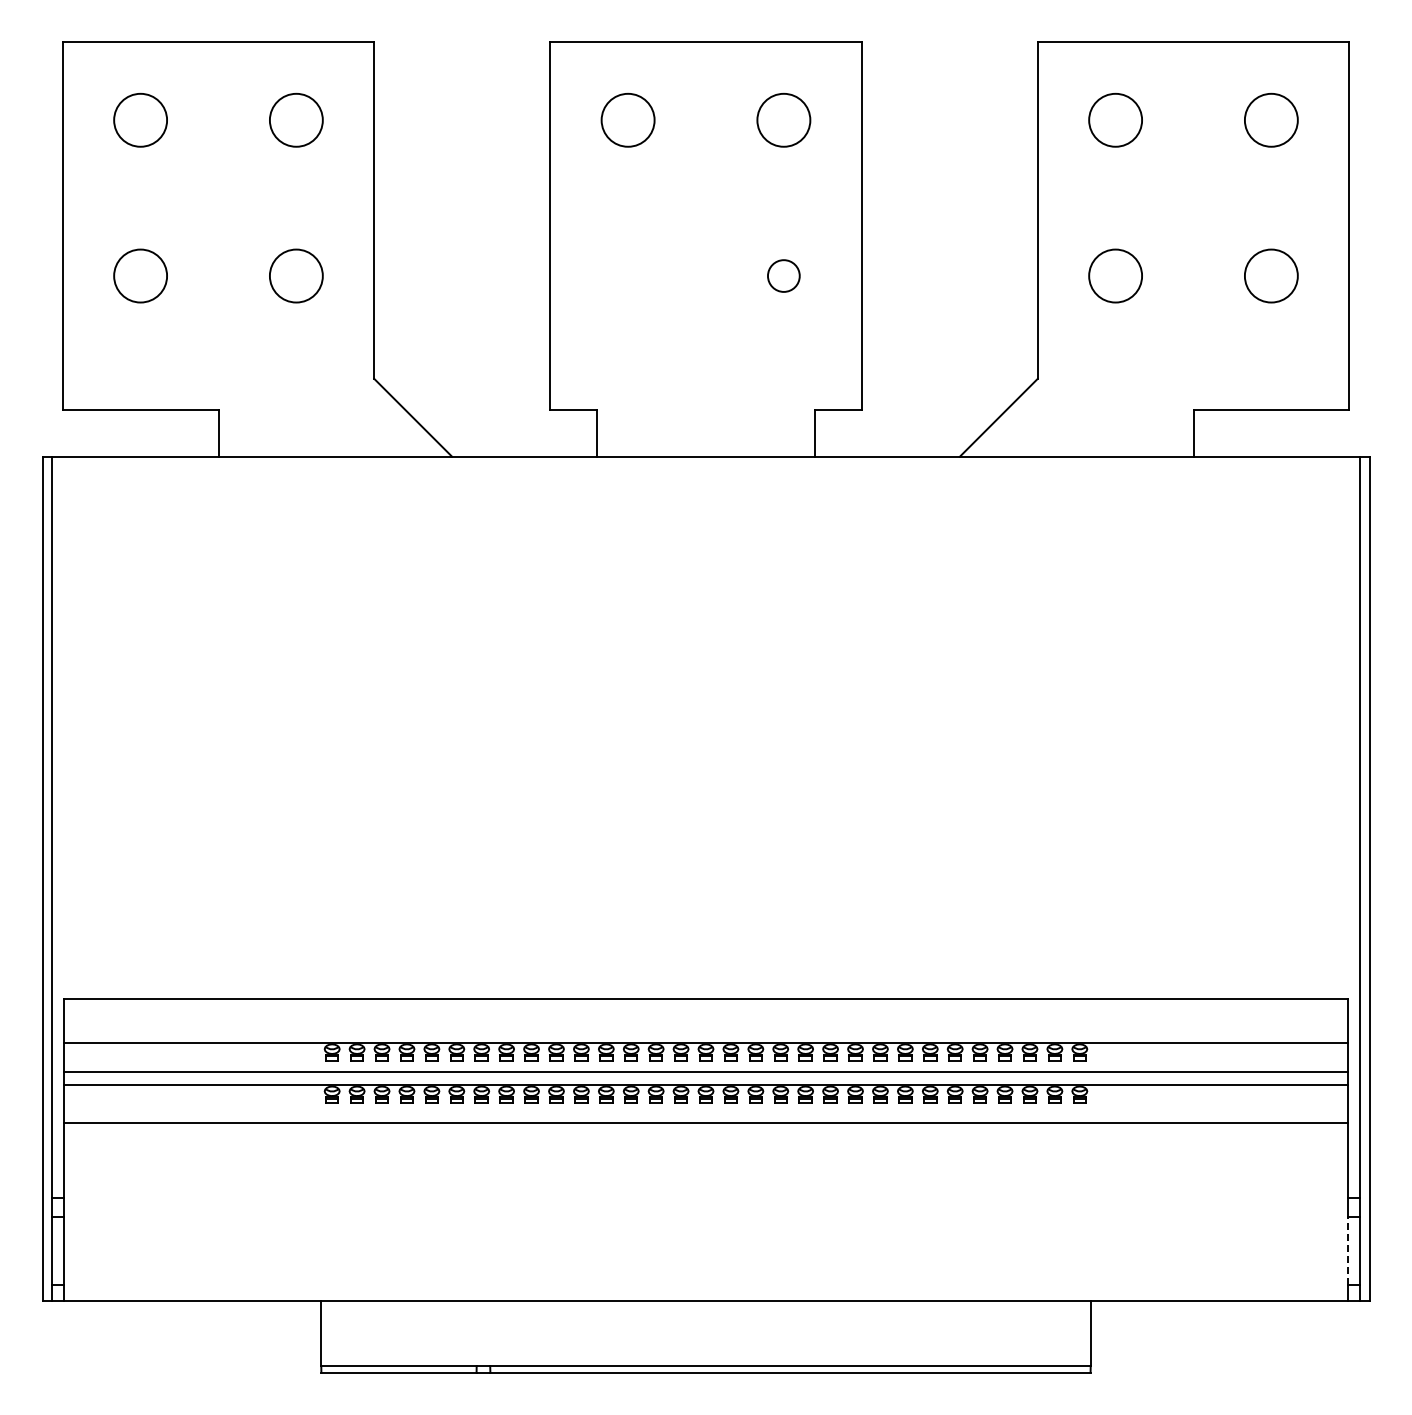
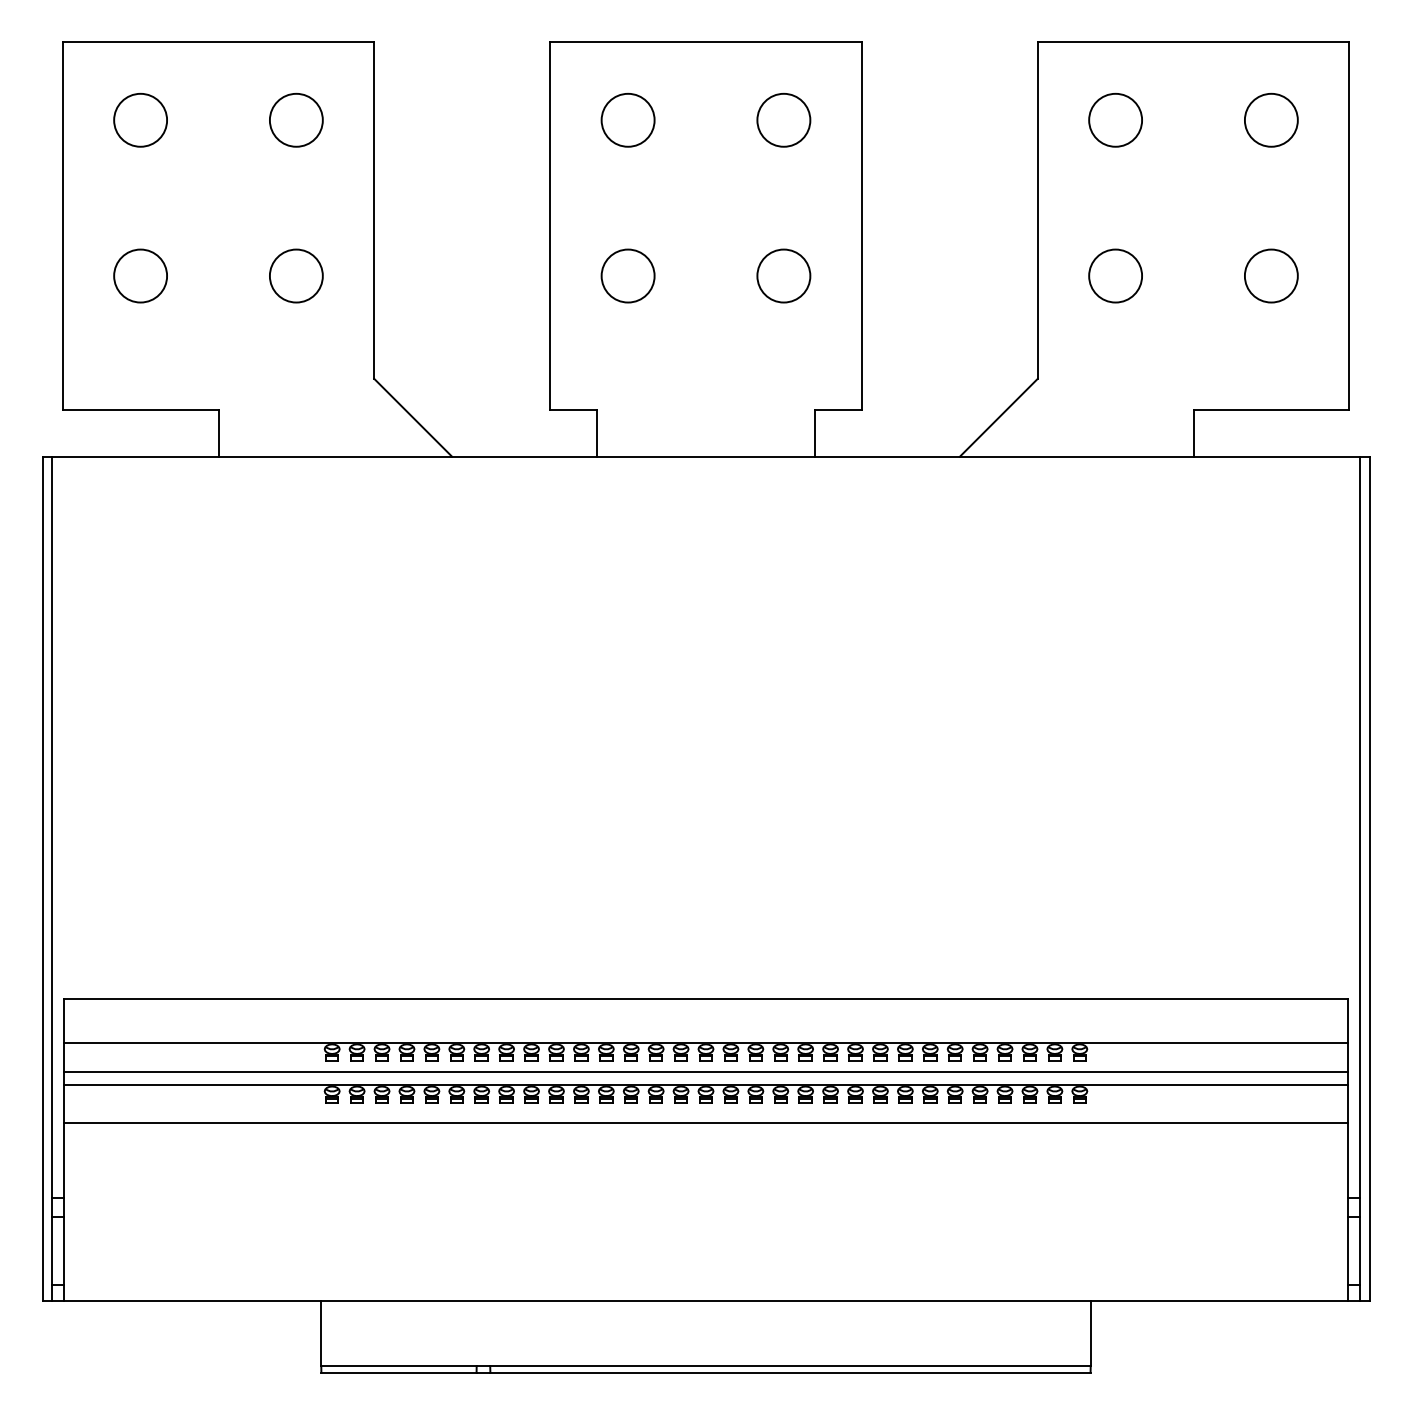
circle: none -> present (627, 275)
circle diameter: 32 px -> 53 px (783, 275)
line: dashed -> solid (1347, 1250)
